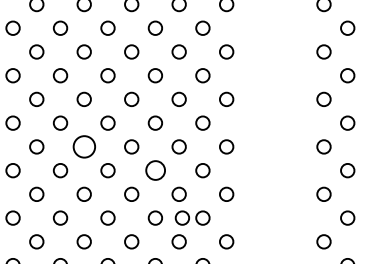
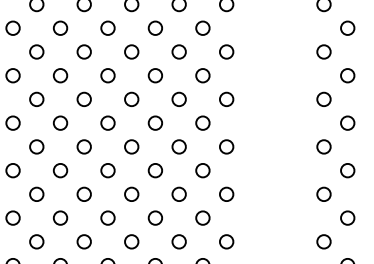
circle size: 24x24 px -> 16x16 px (83, 146)
circle size: 21x21 px -> 16x16 px (154, 170)
circle: present -> none (181, 217)
